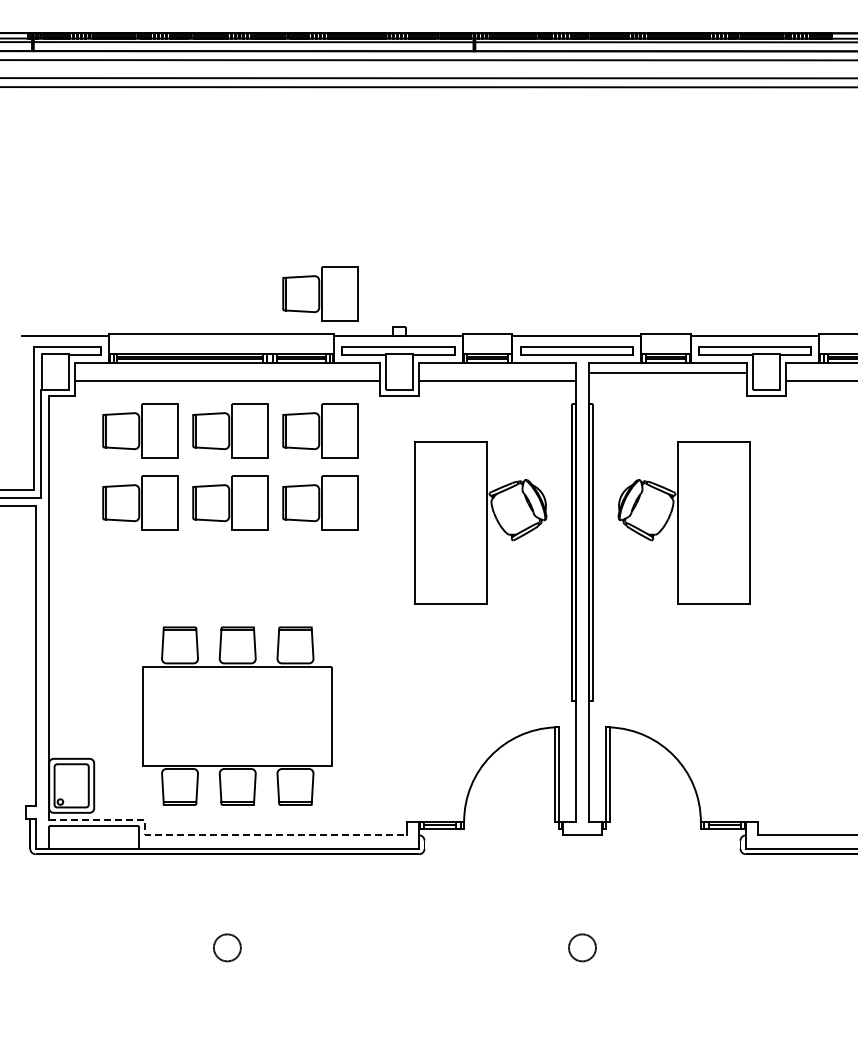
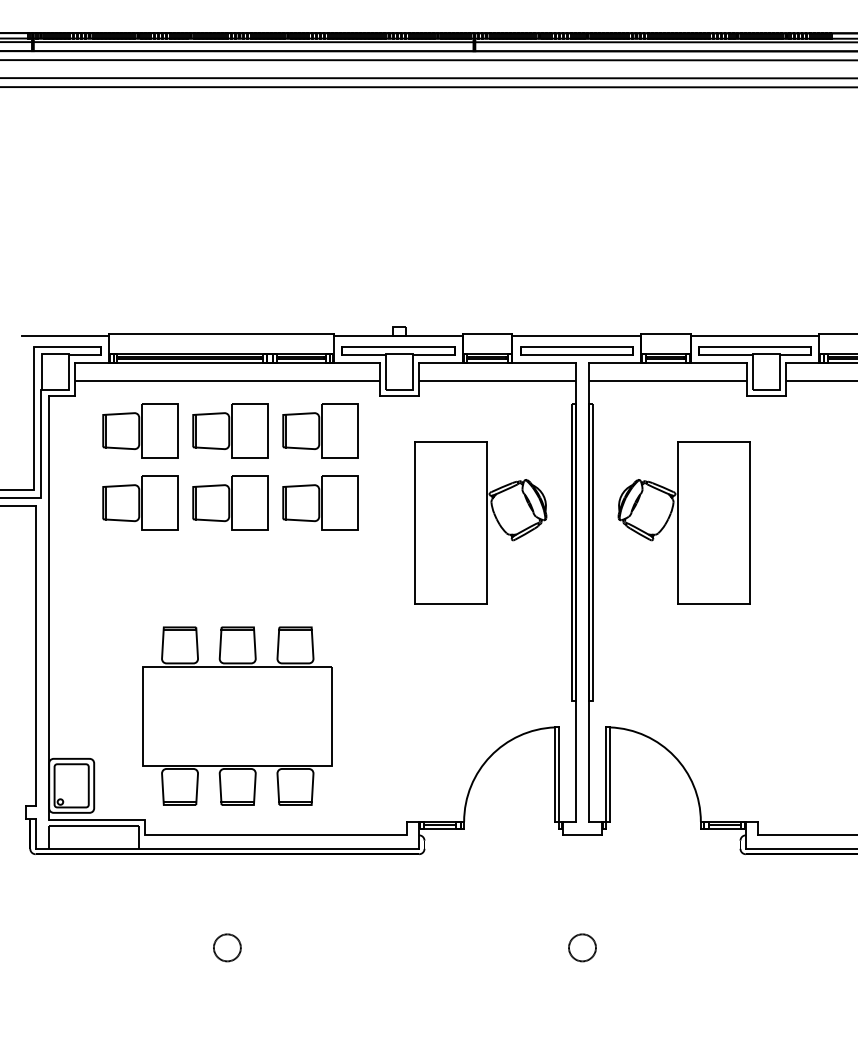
part: present -> none (320, 293)
line position: (667, 372) -> (667, 380) (667, 380)
line: dashed -> solid (219, 835)
